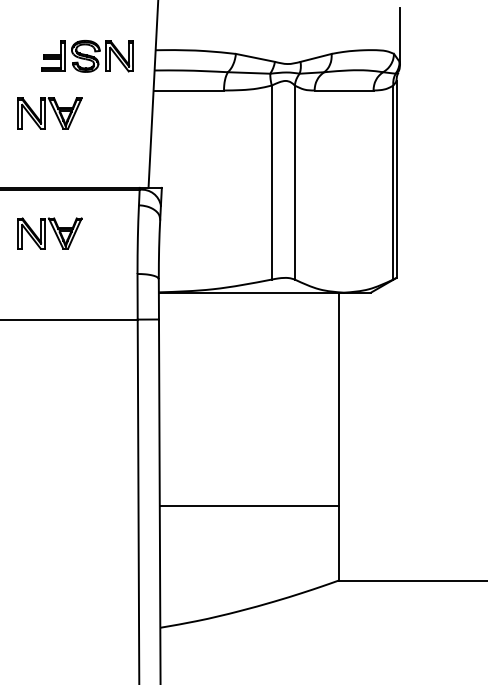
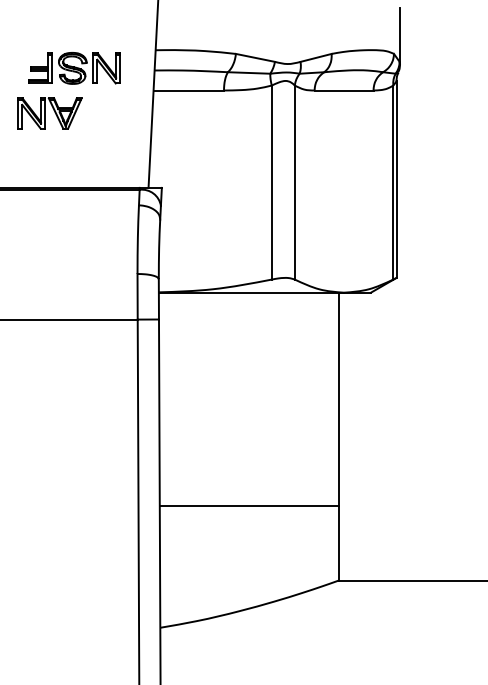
part position: (87, 56) -> (74, 68) (74, 68)
part: present -> none (49, 233)
